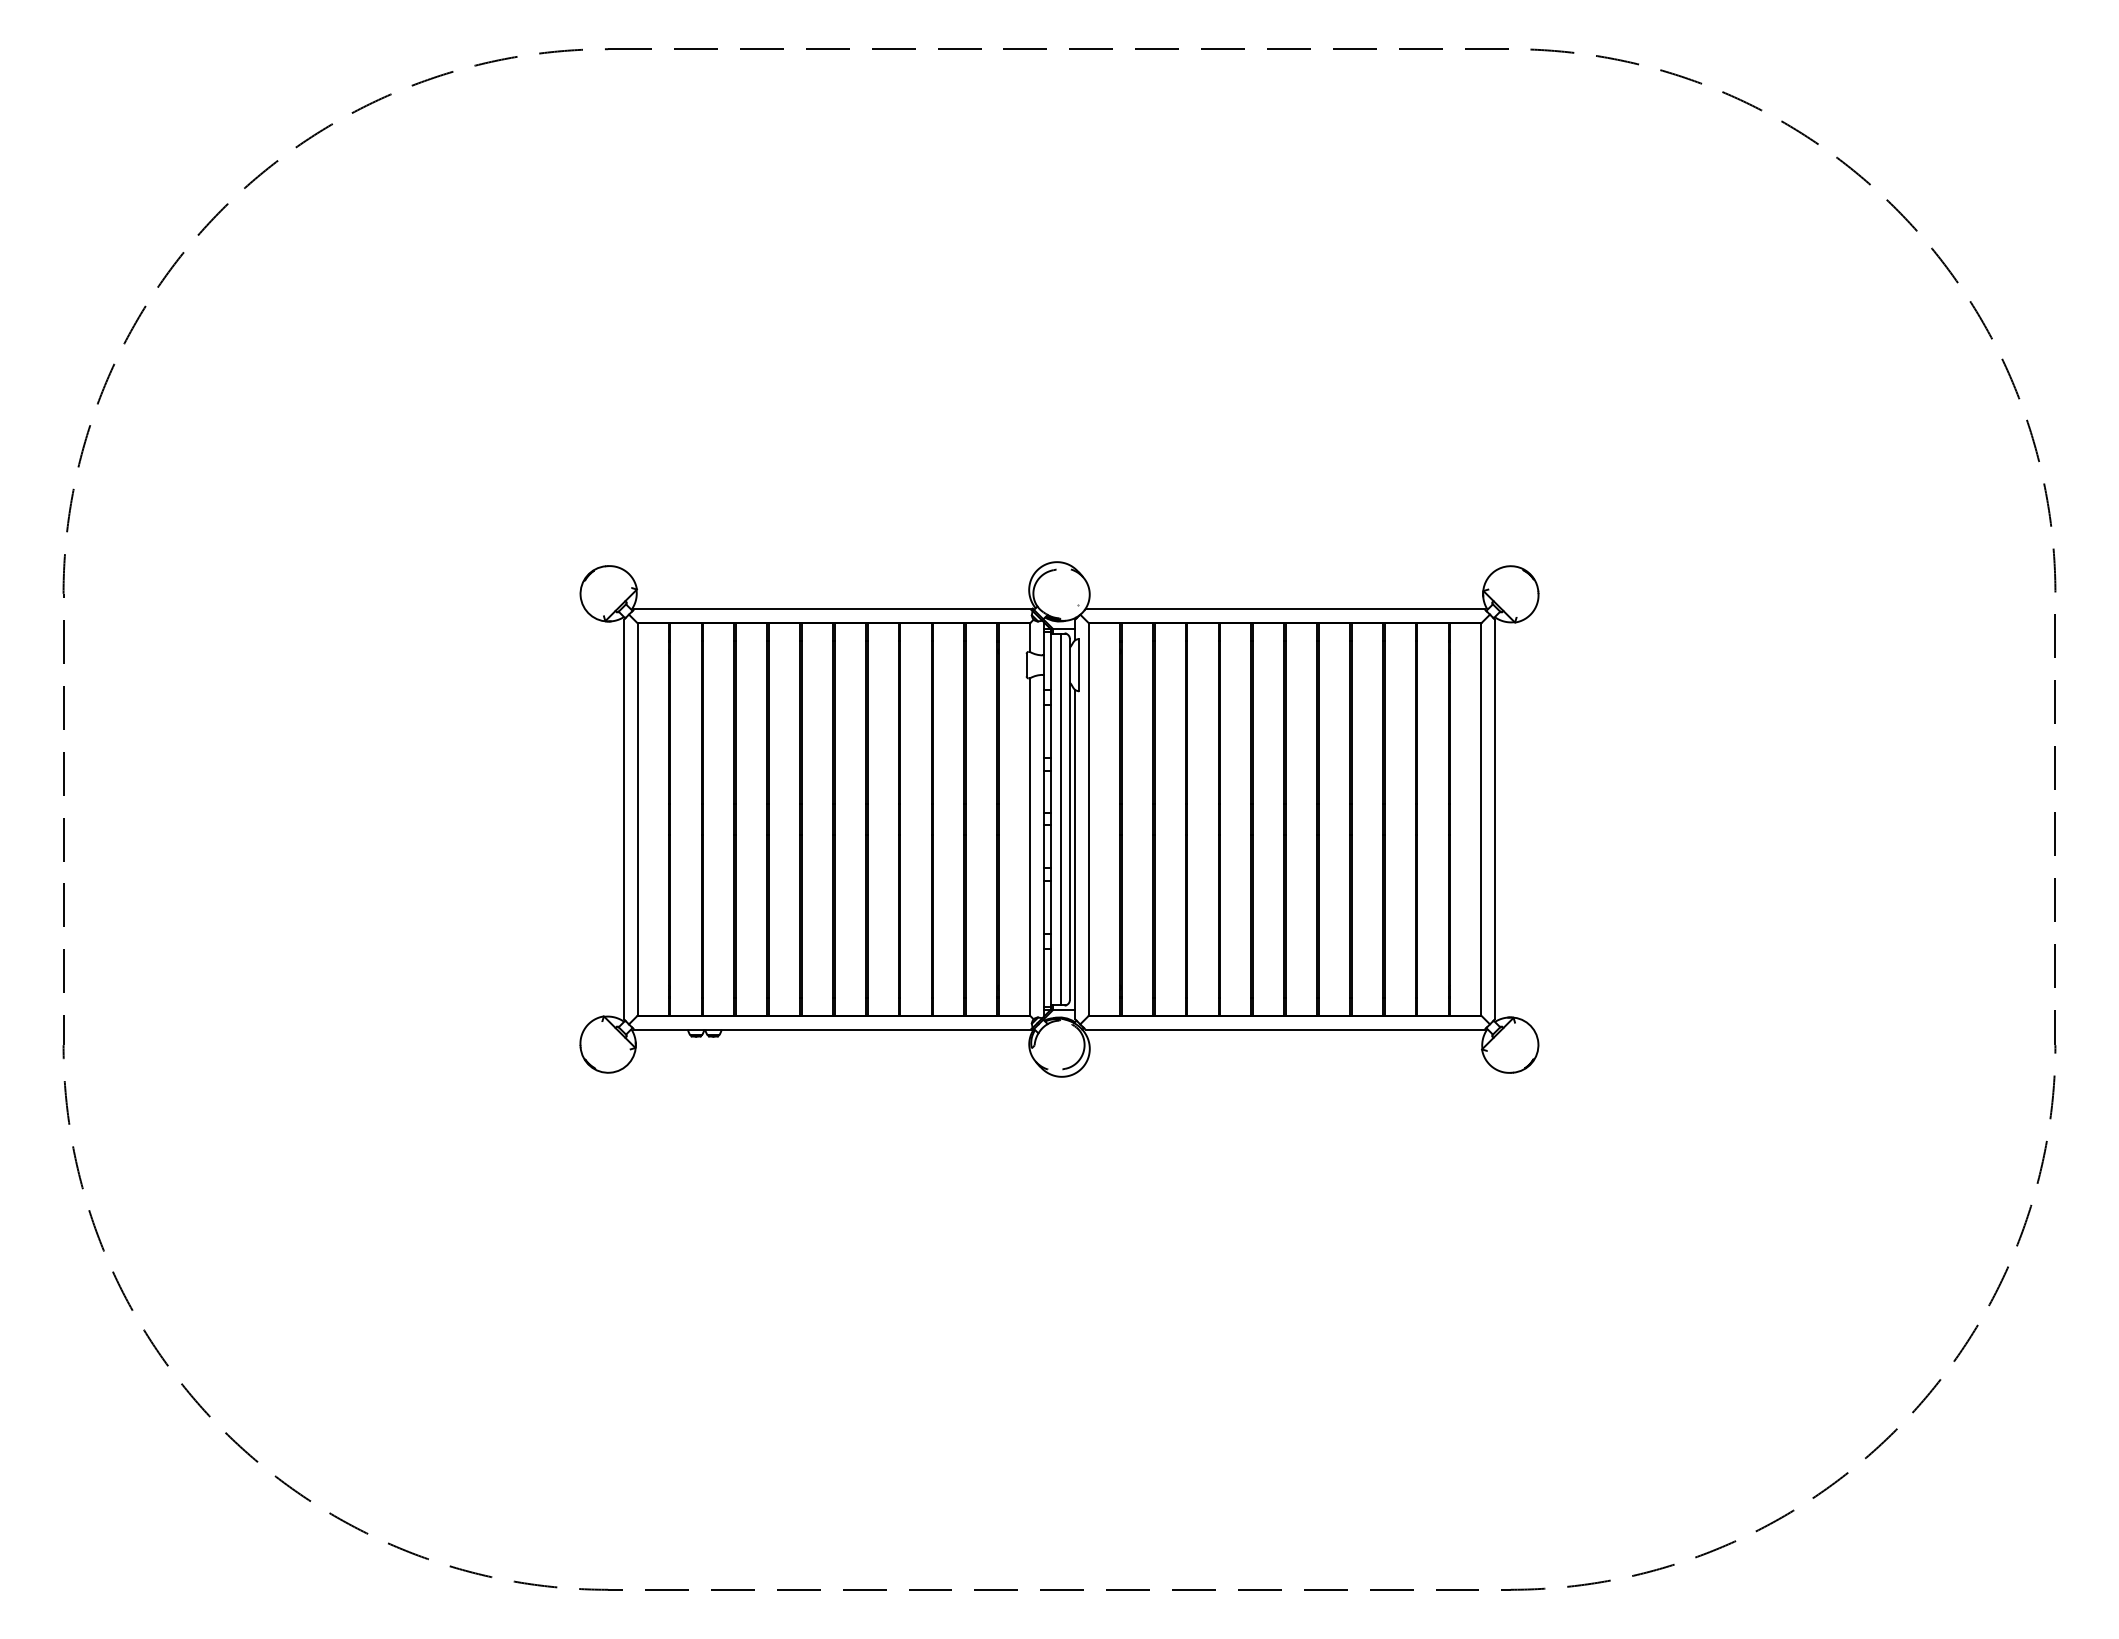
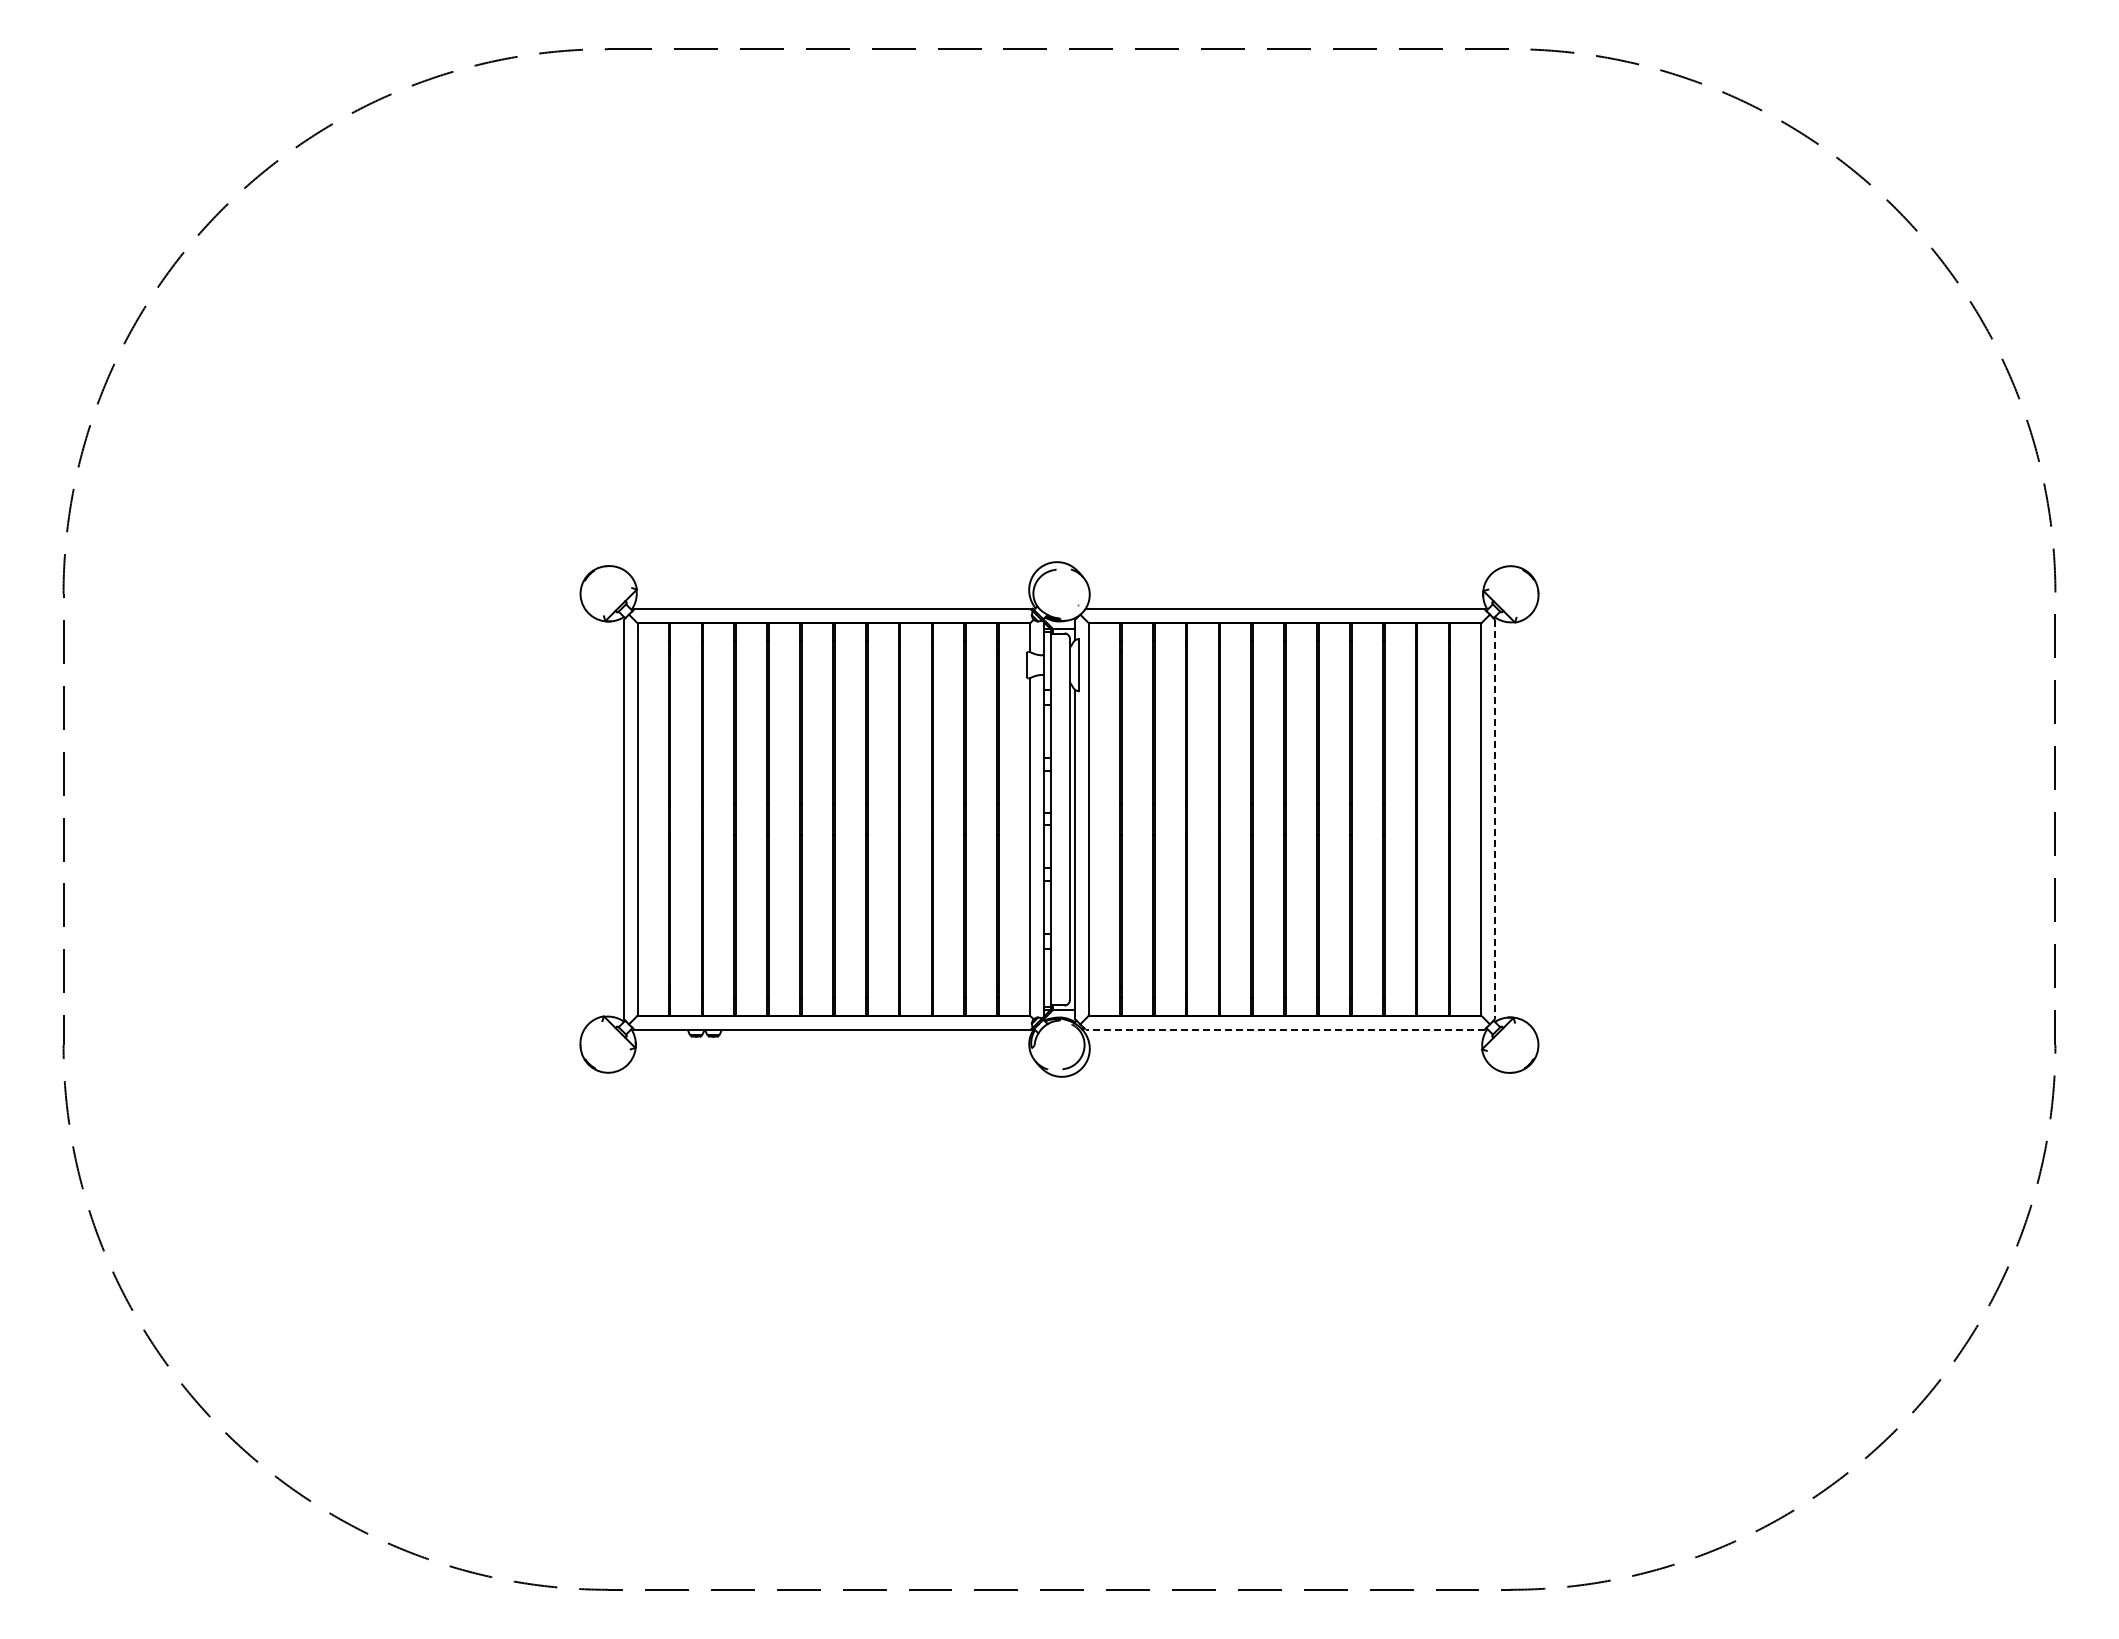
line: present -> none (1060, 819)
line: solid -> dashed (1495, 819)
line: solid -> dashed (1285, 1029)
